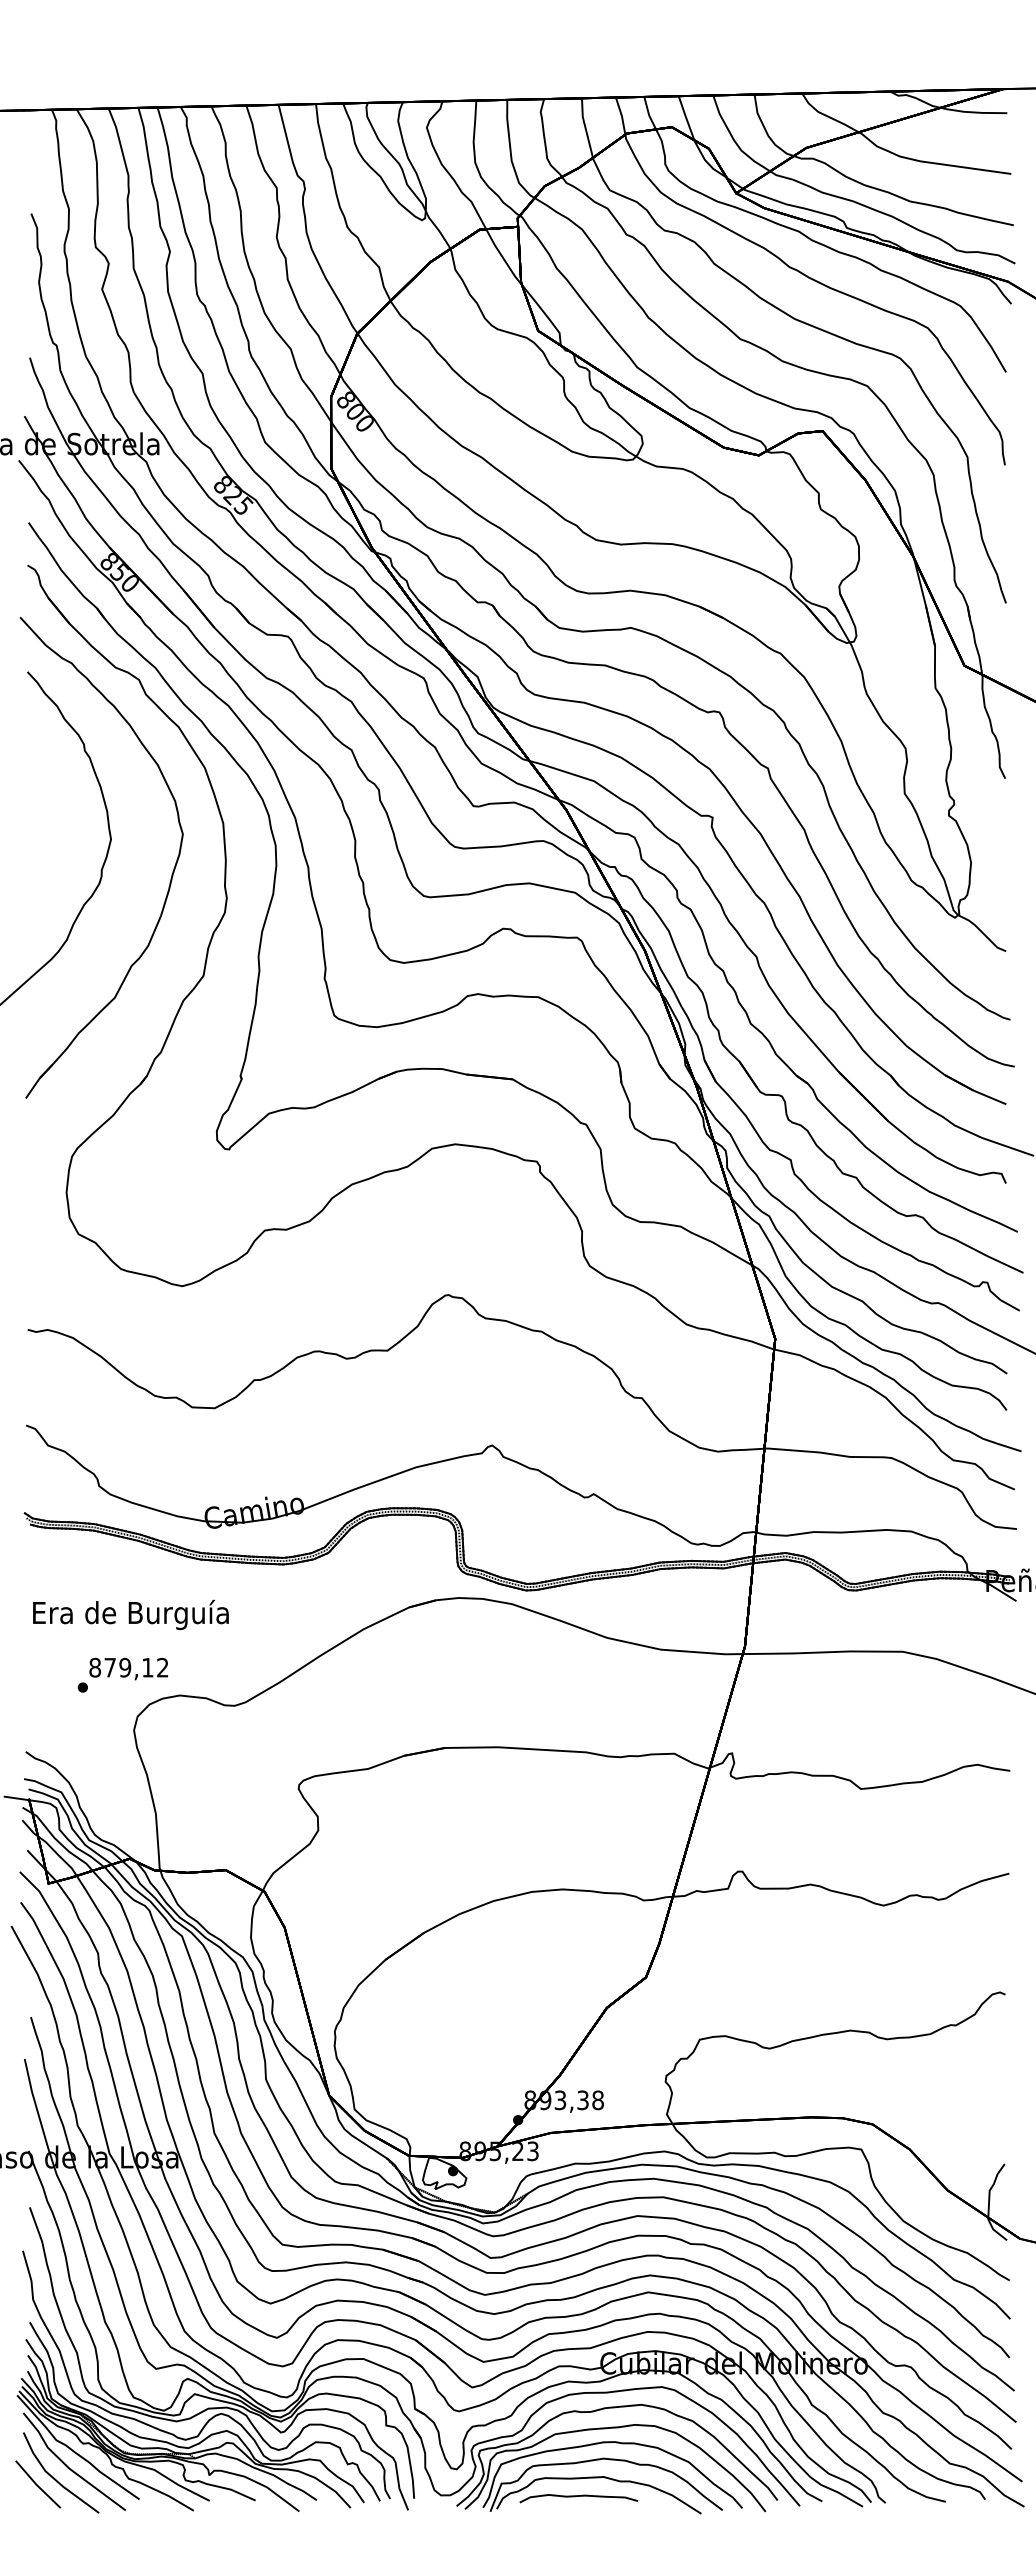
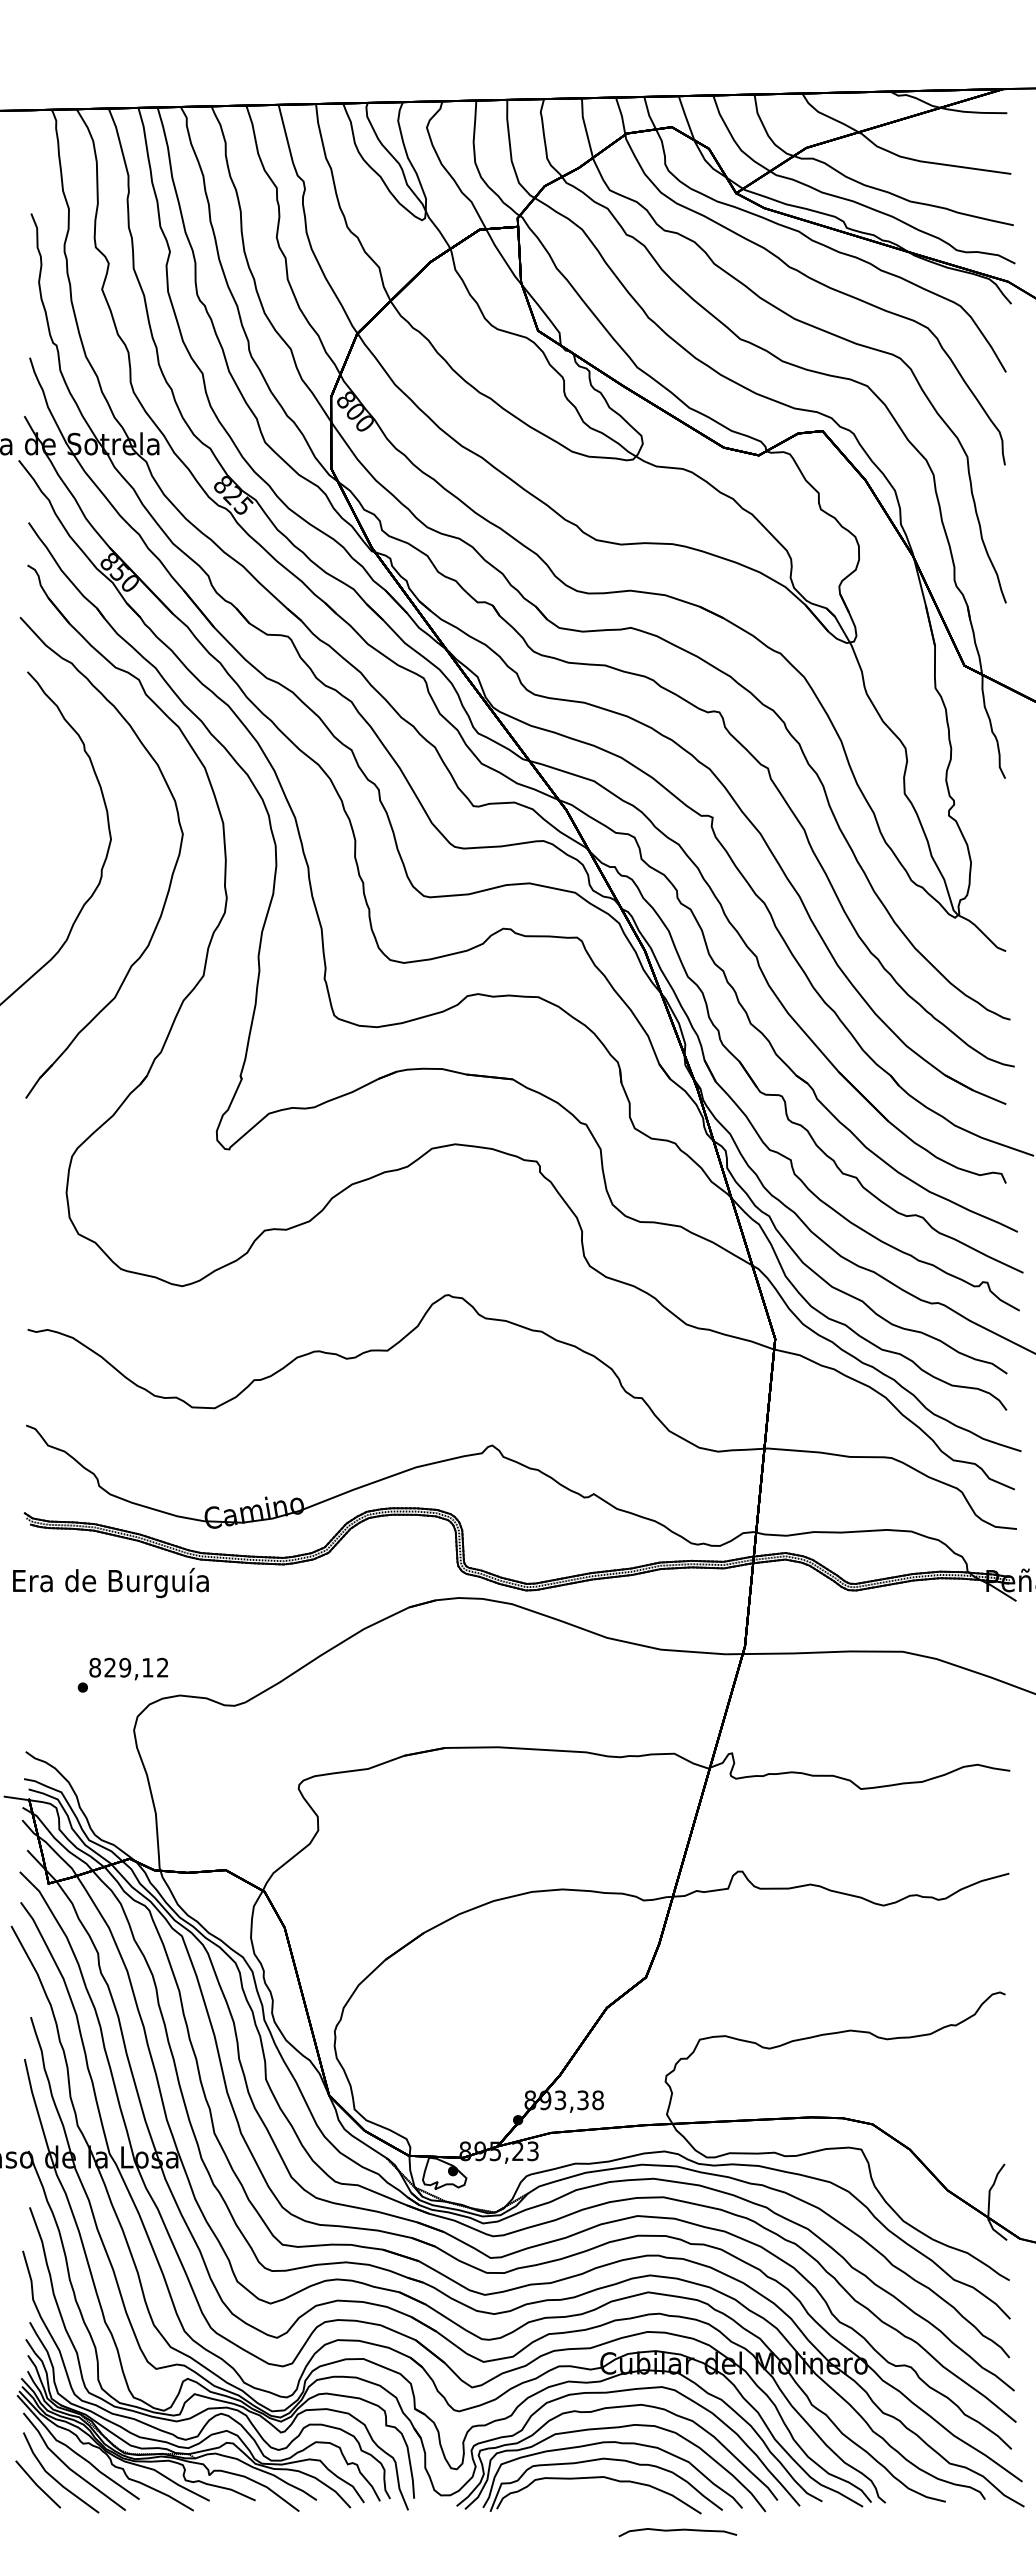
text position: (130, 1614) -> (110, 1582) (110, 1582)
text: 879,12 -> 829,12 (109, 1667)
curve position: (578, 2496) -> (677, 2530) (677, 2530)
